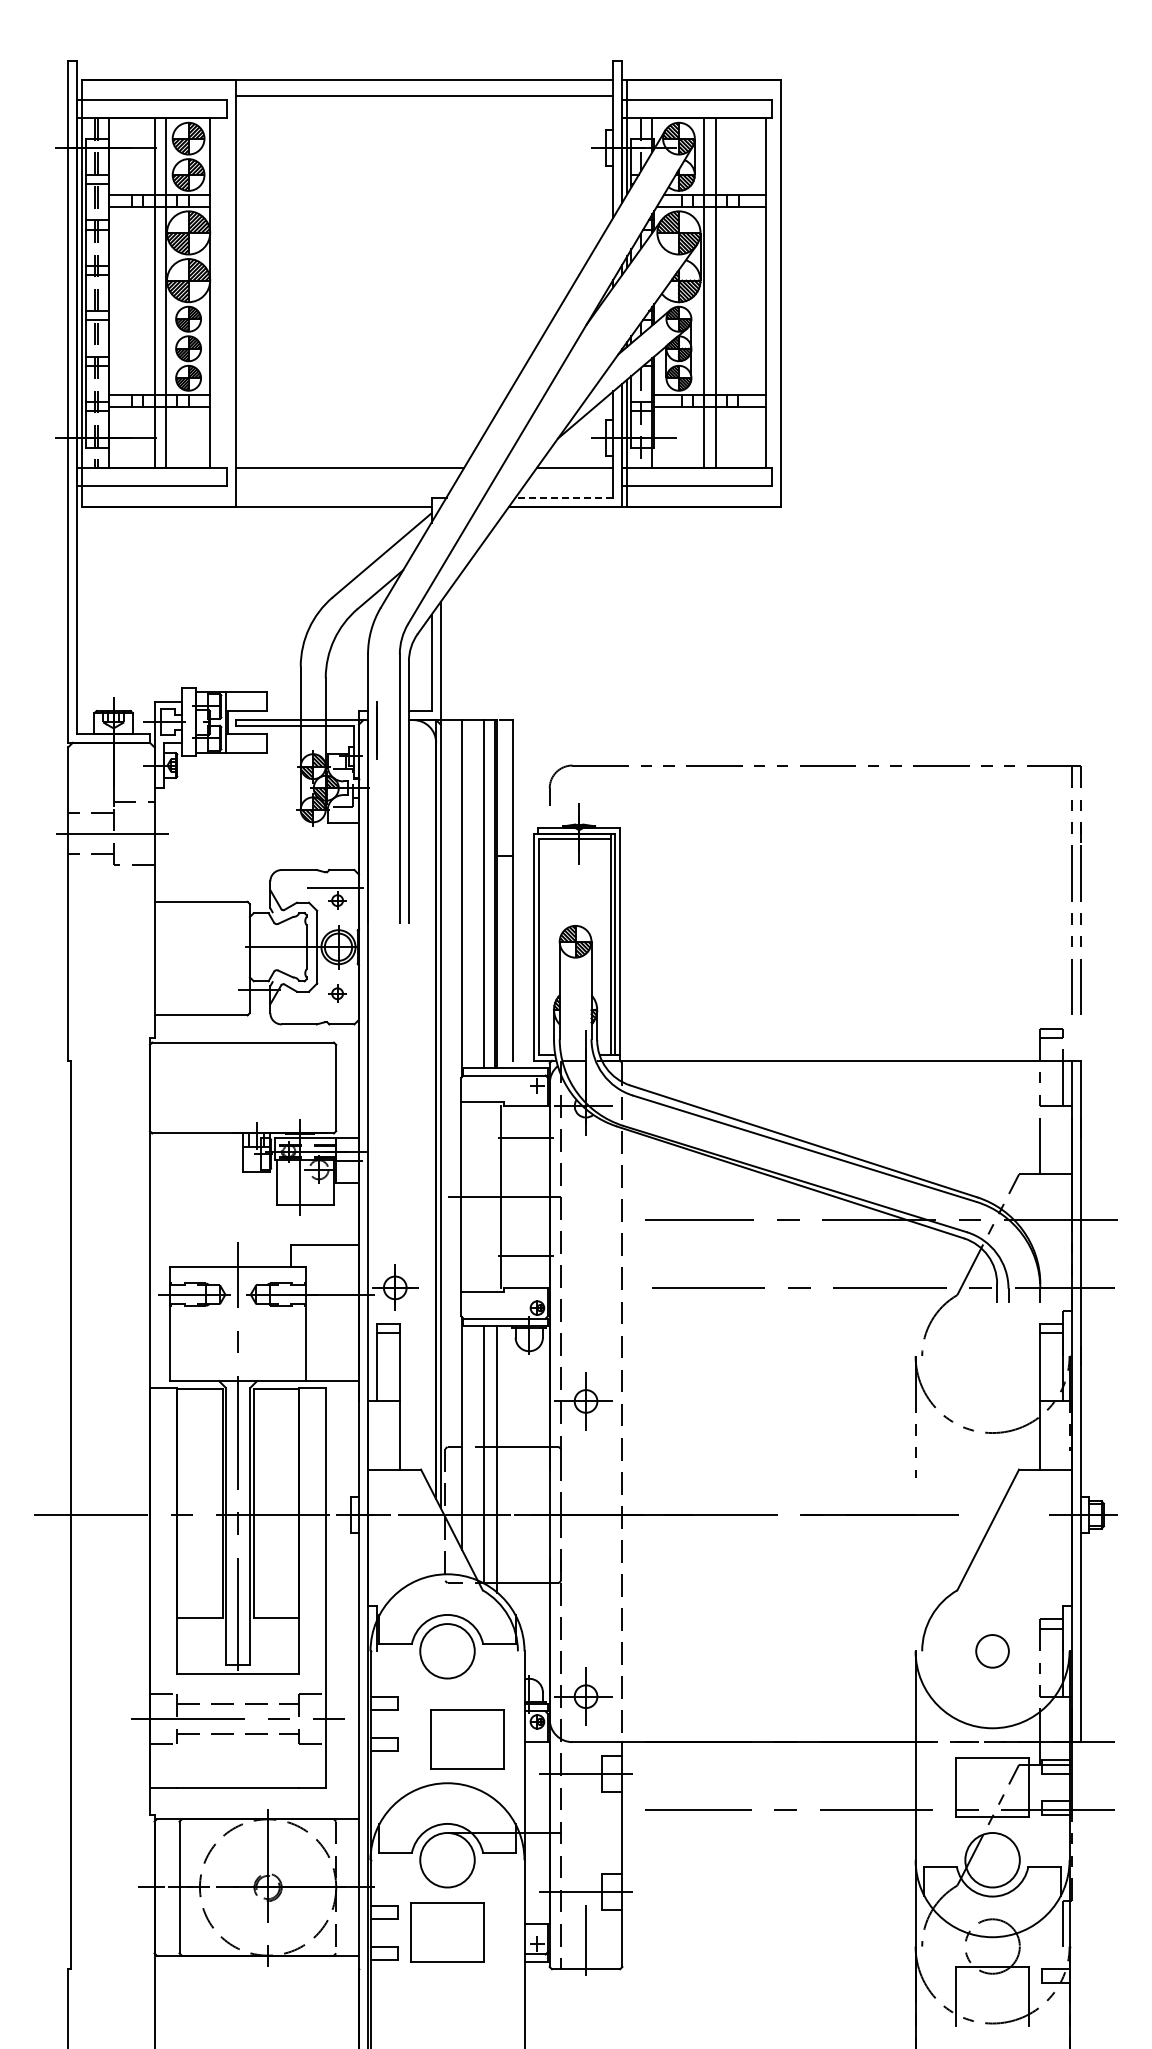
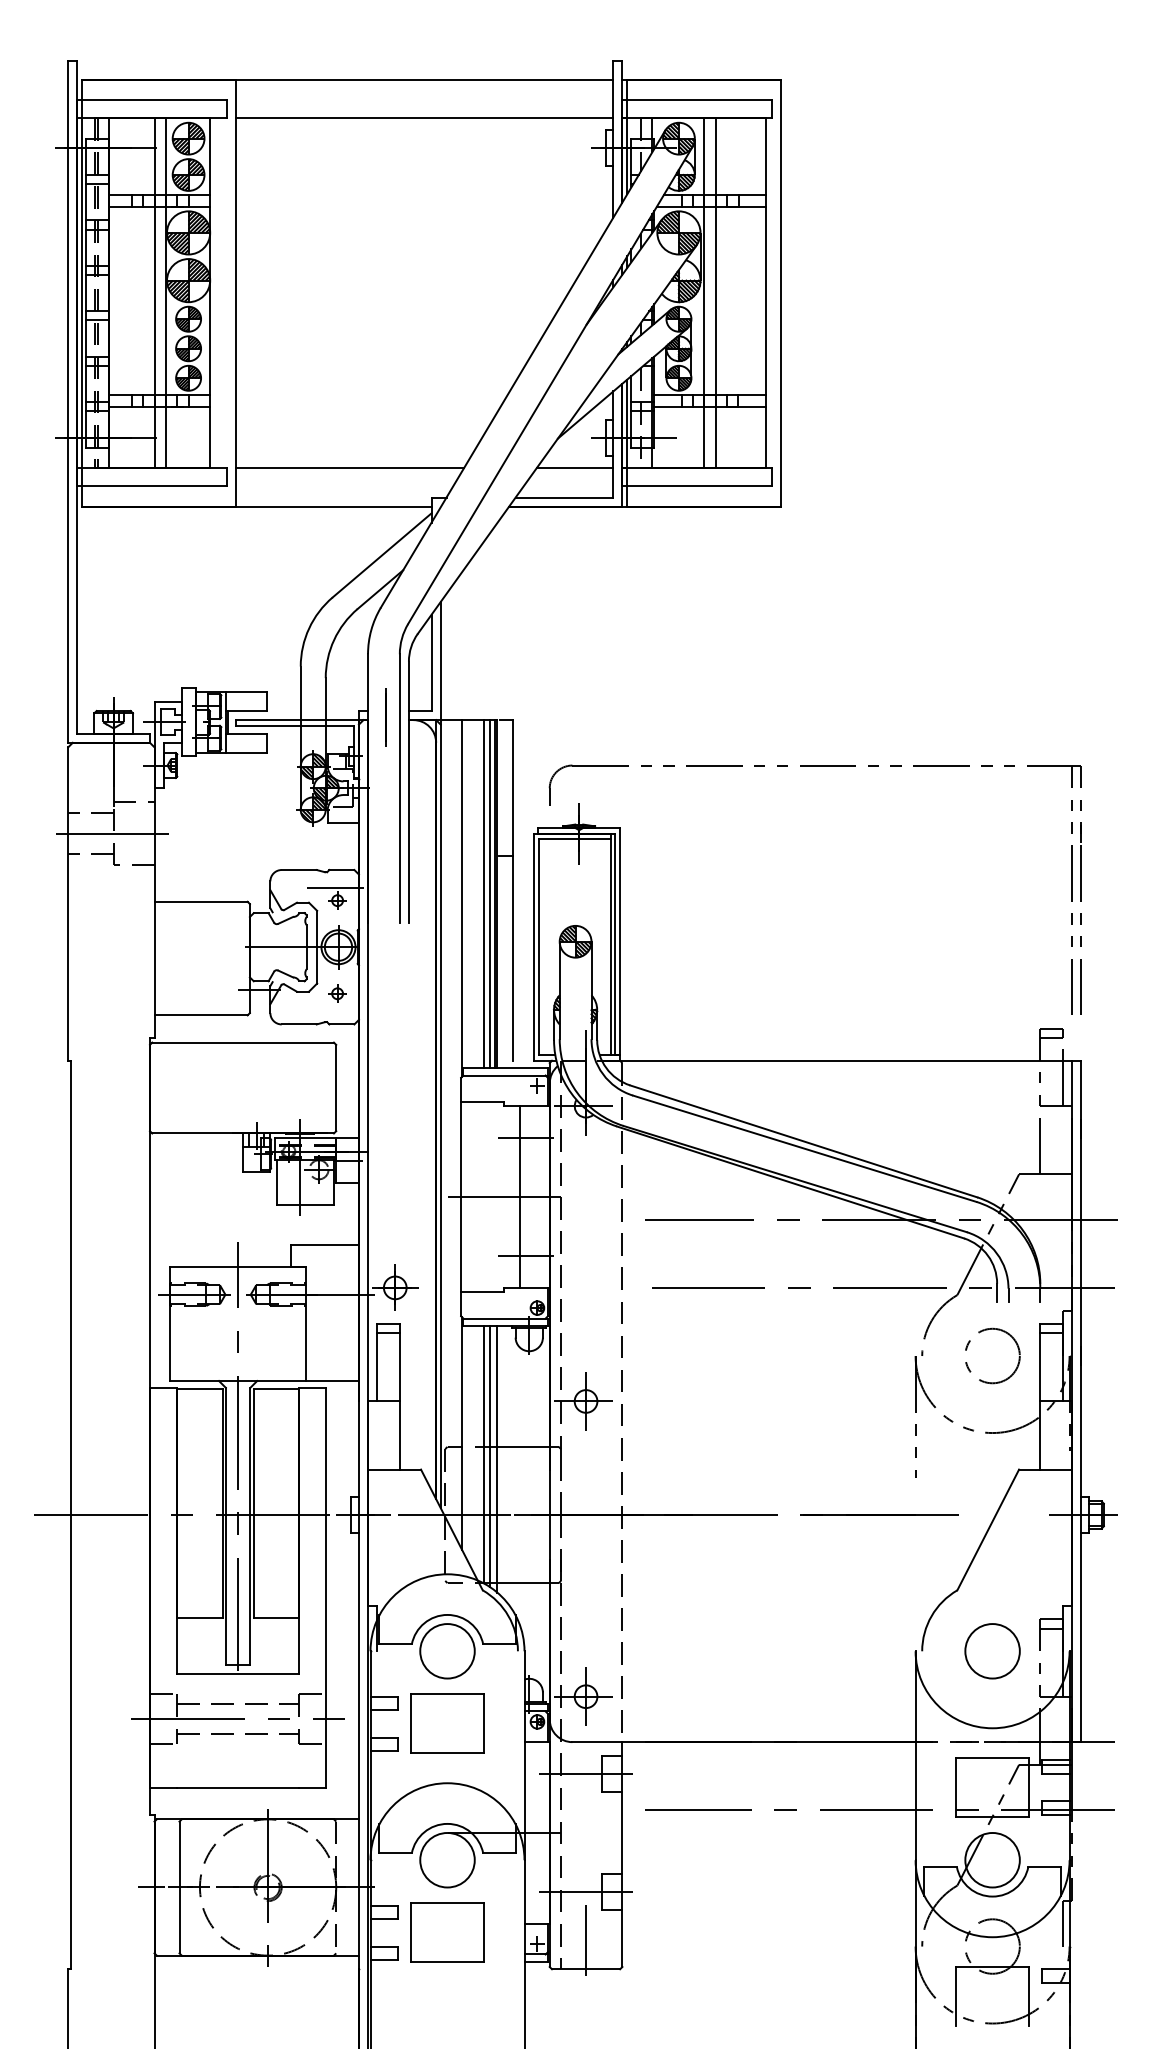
line position: (424, 96) -> (424, 118) (424, 118)
line: dashed -> solid (564, 497)
line position: (376, 730) -> (385, 717) (385, 717)
line: none -> present (490, 893)
line position: (501, 1196) -> (520, 1196) (520, 1196)
circle: none -> present (992, 1355)
line: none -> present (490, 1456)
circle size: 35x35 px -> 57x57 px (992, 1651)
part position: (467, 1739) -> (447, 1723) (447, 1723)
